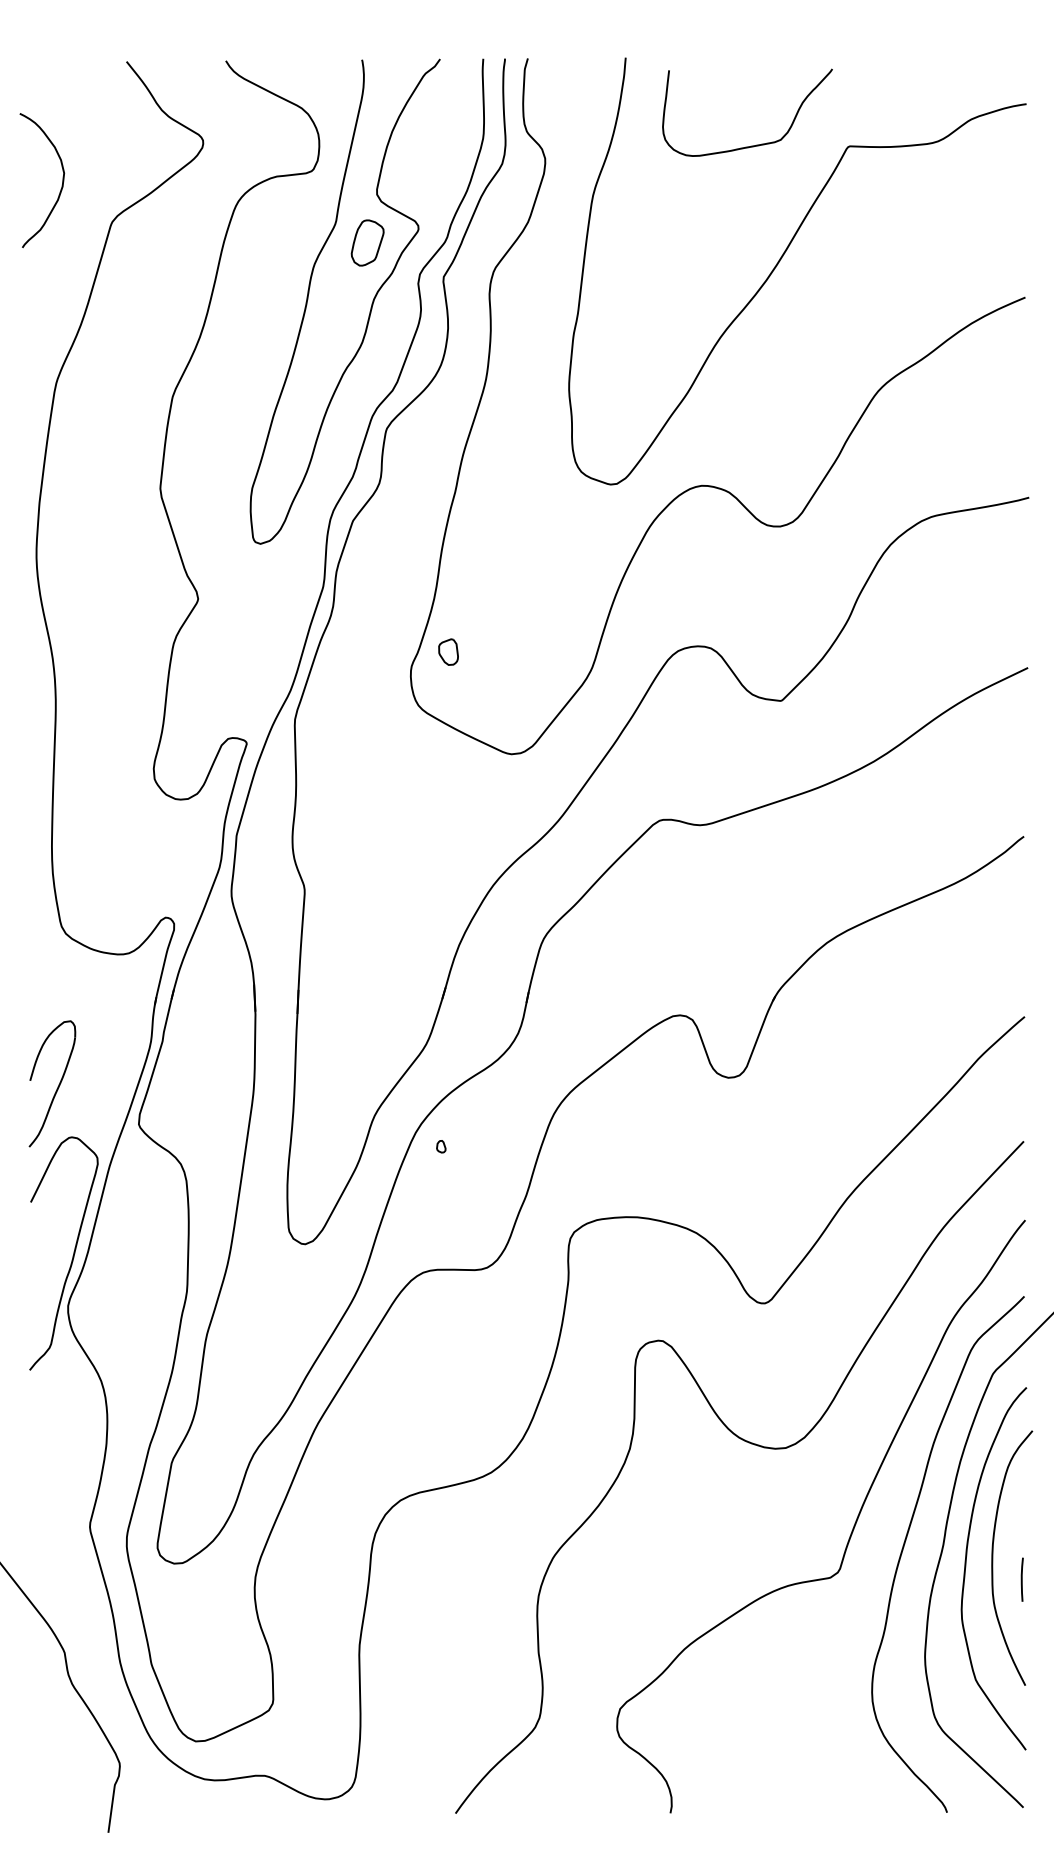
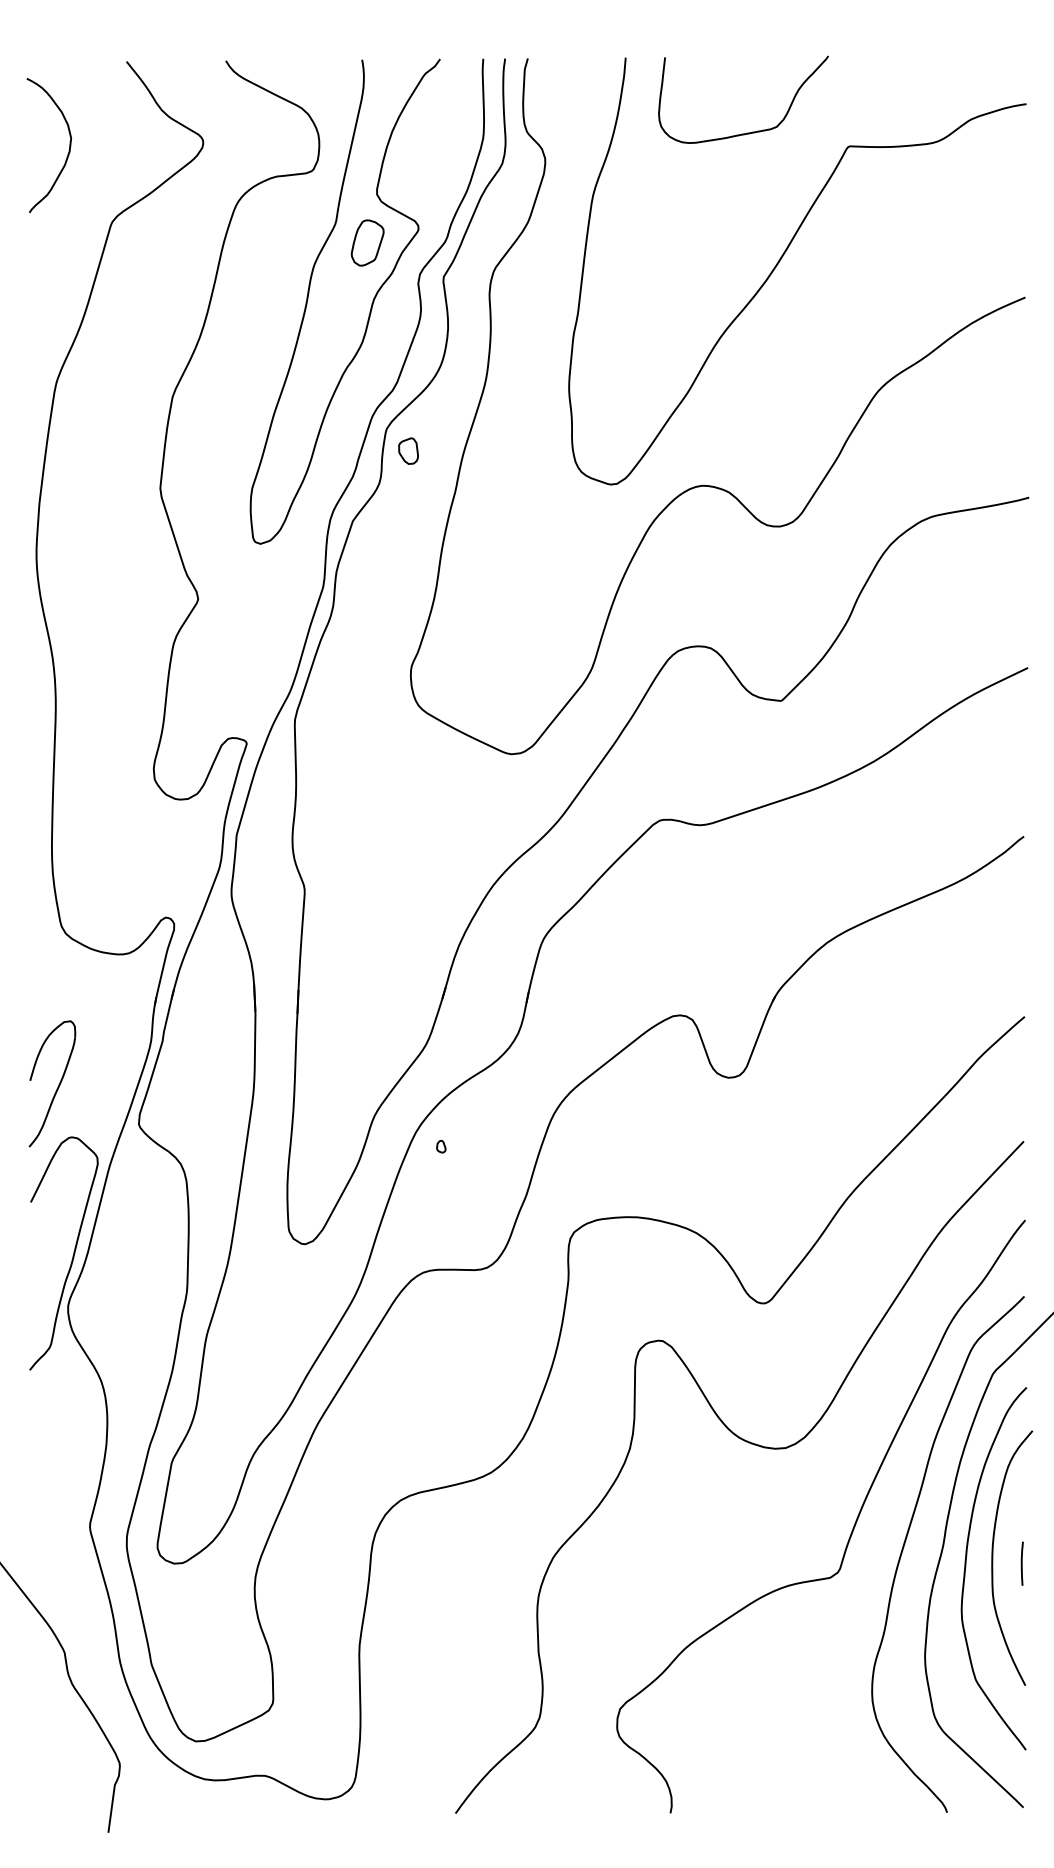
curve position: (756, 144) -> (752, 131) (752, 131)
curve position: (61, 185) -> (68, 150) (68, 150)
part position: (448, 651) -> (408, 450) (408, 450)
line position: (1021, 1579) -> (1021, 1563) (1021, 1563)
